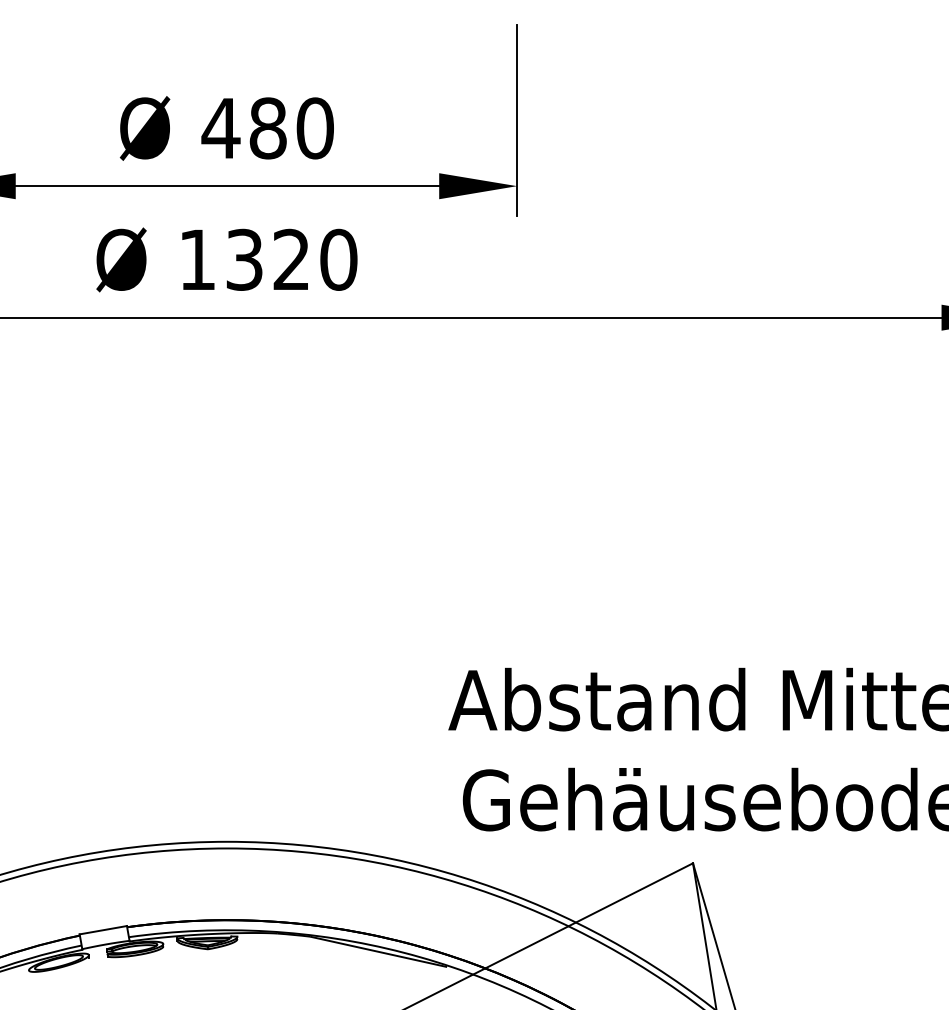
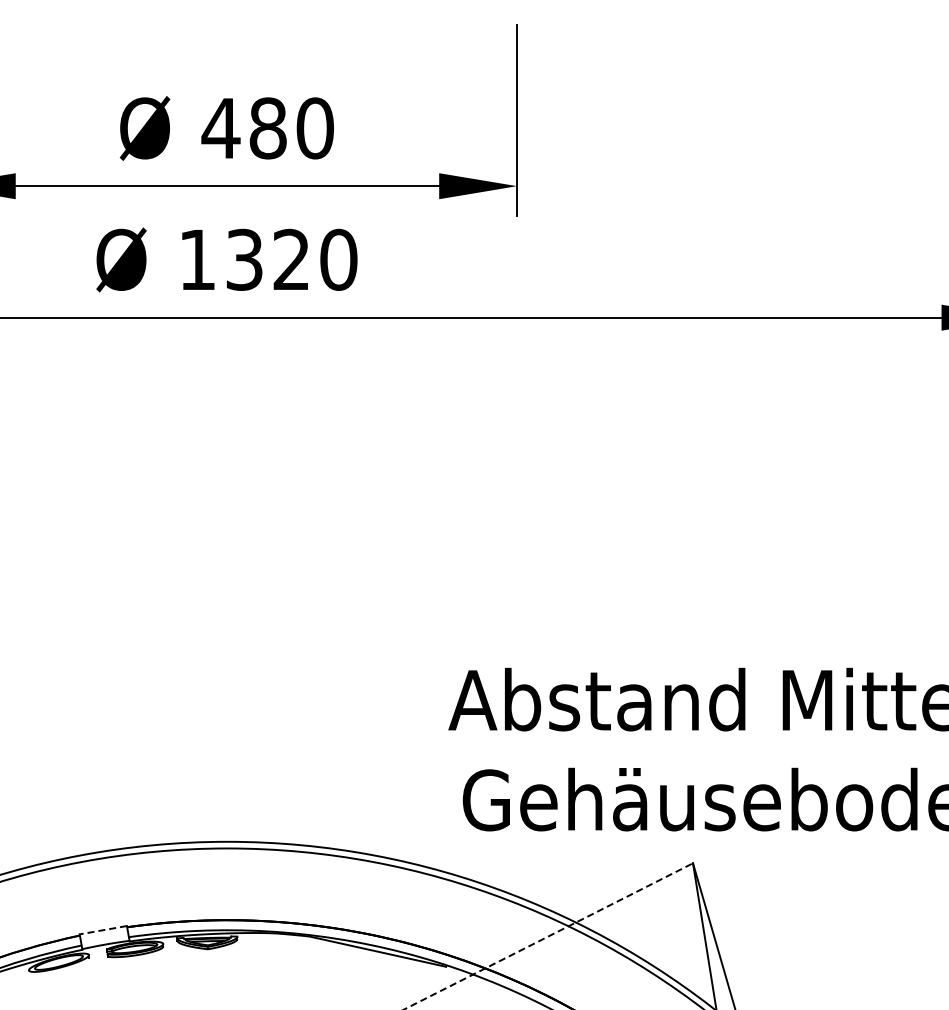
line: solid -> dashed (103, 930)
line: solid -> dashed (548, 936)
